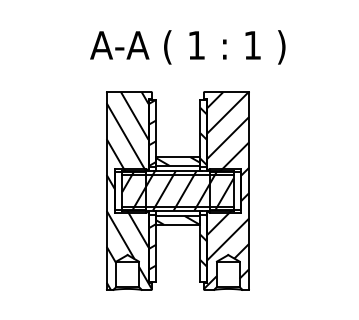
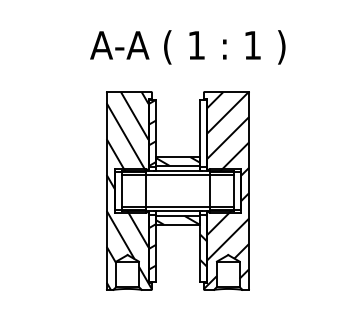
hatch: present -> none (203, 136)
hatch: present -> none (177, 190)
